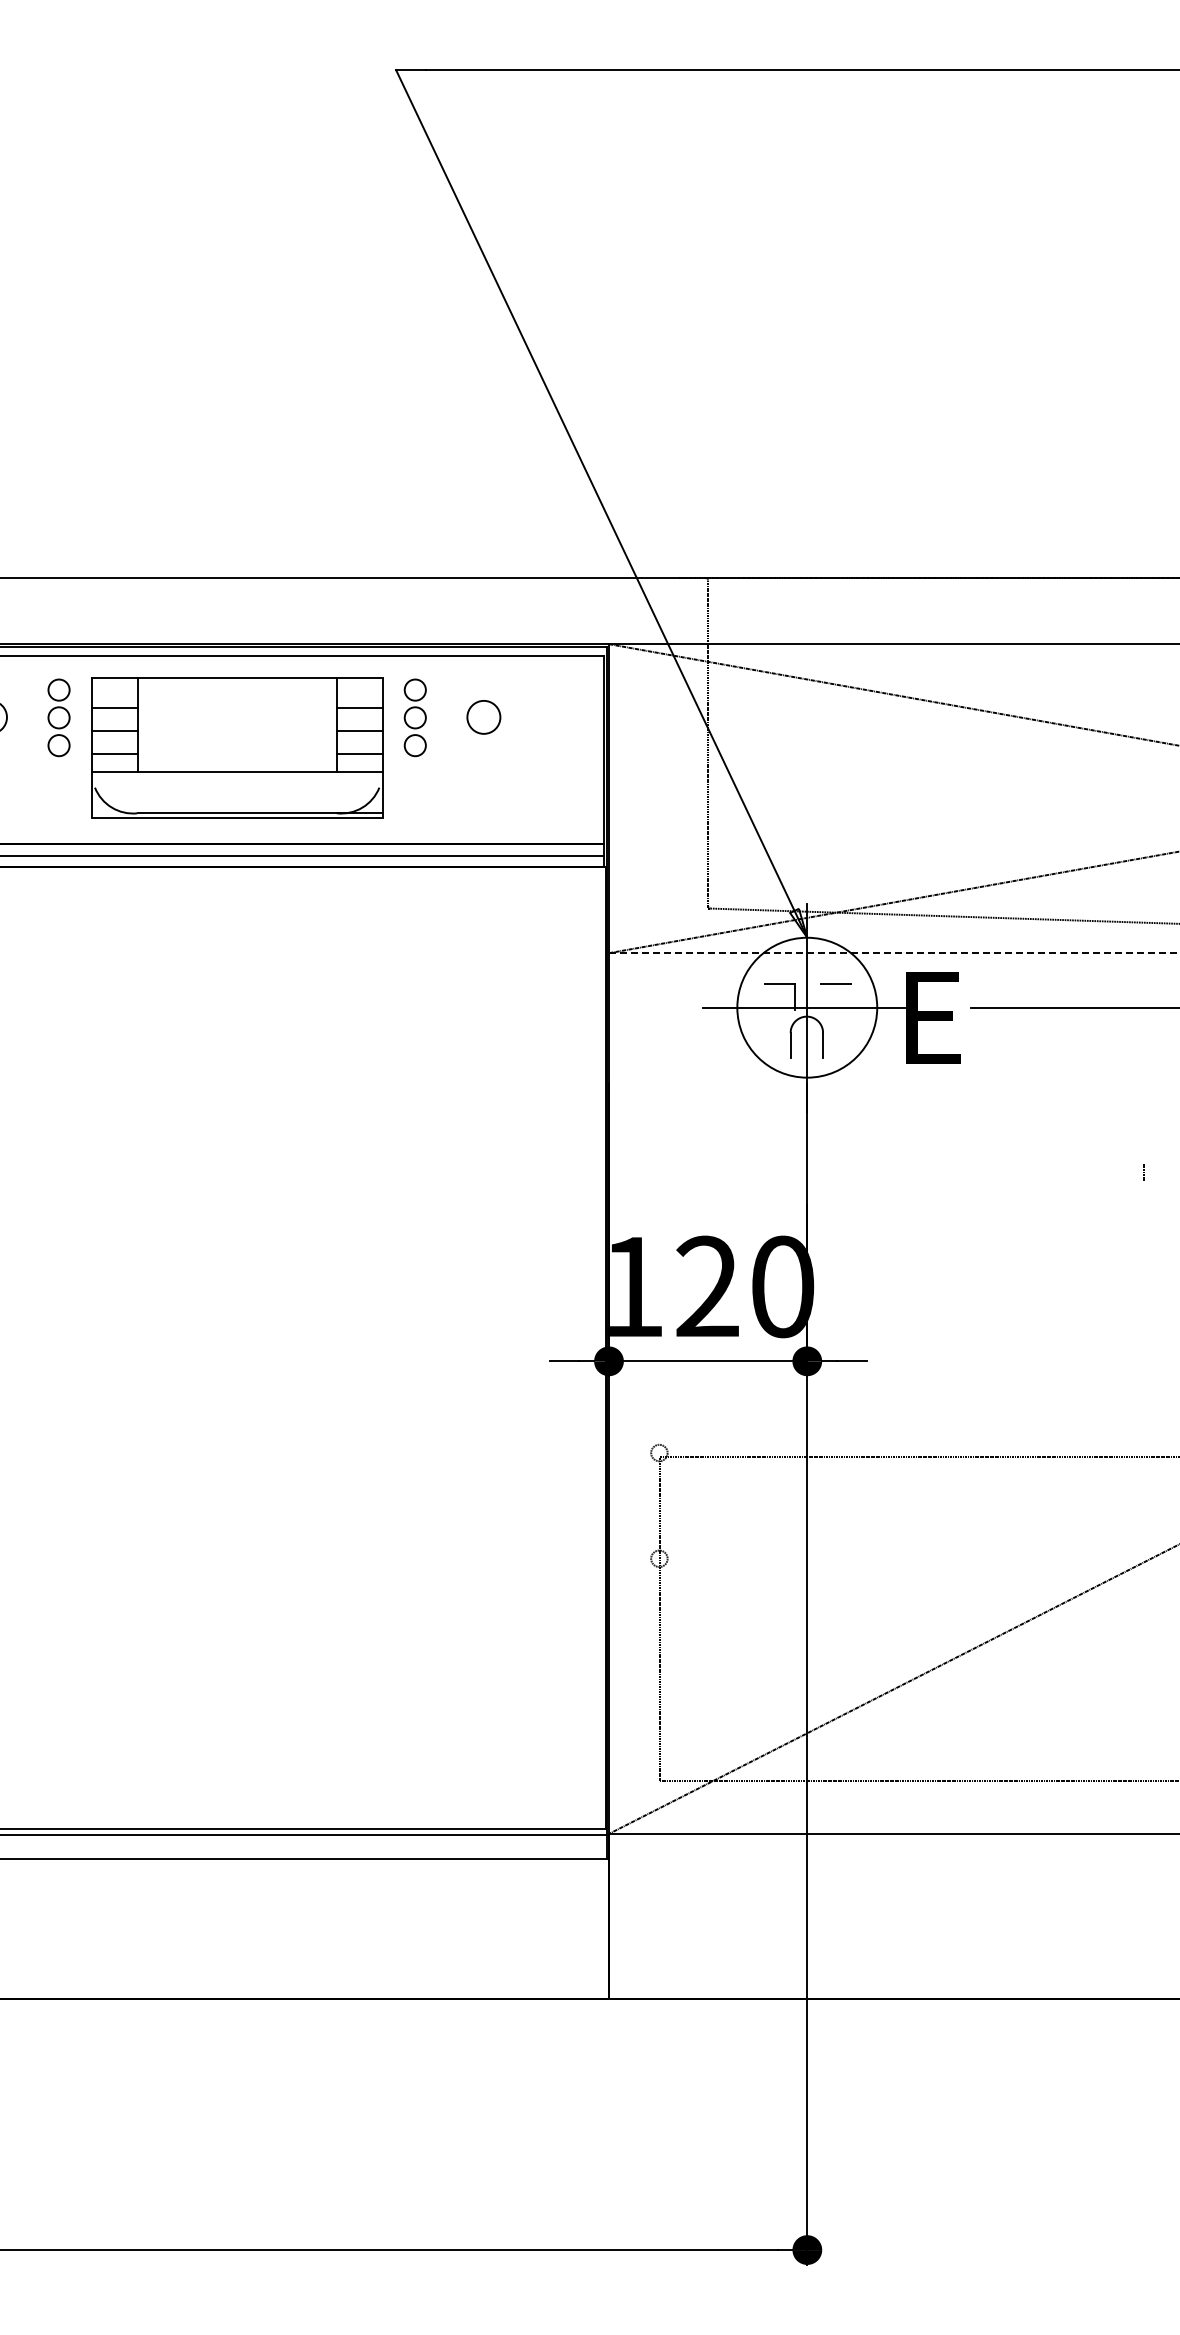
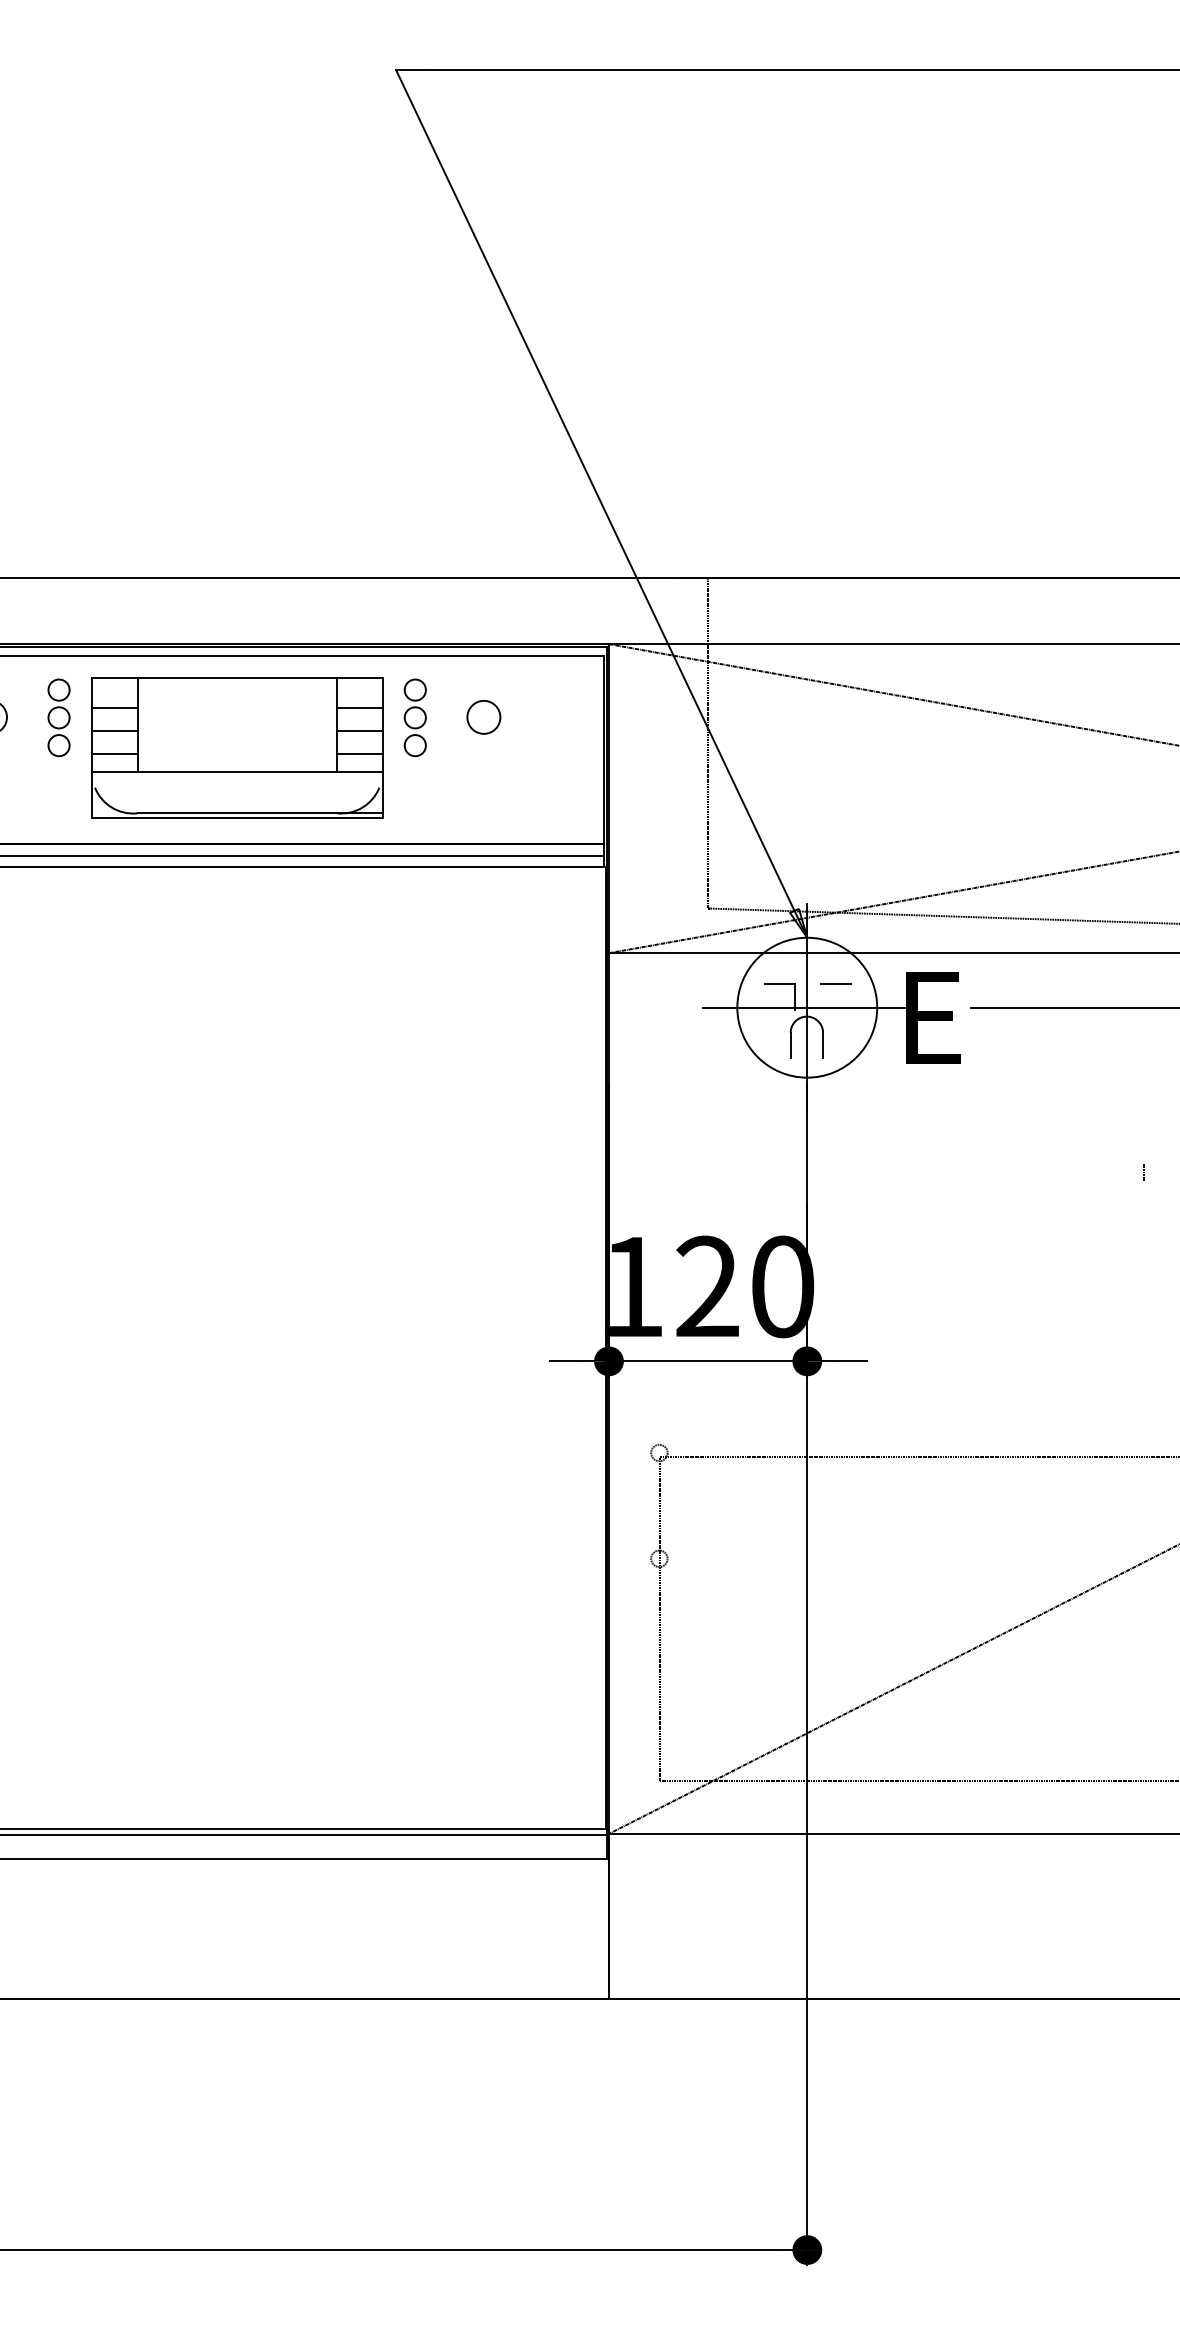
line: dashed -> solid (894, 953)
